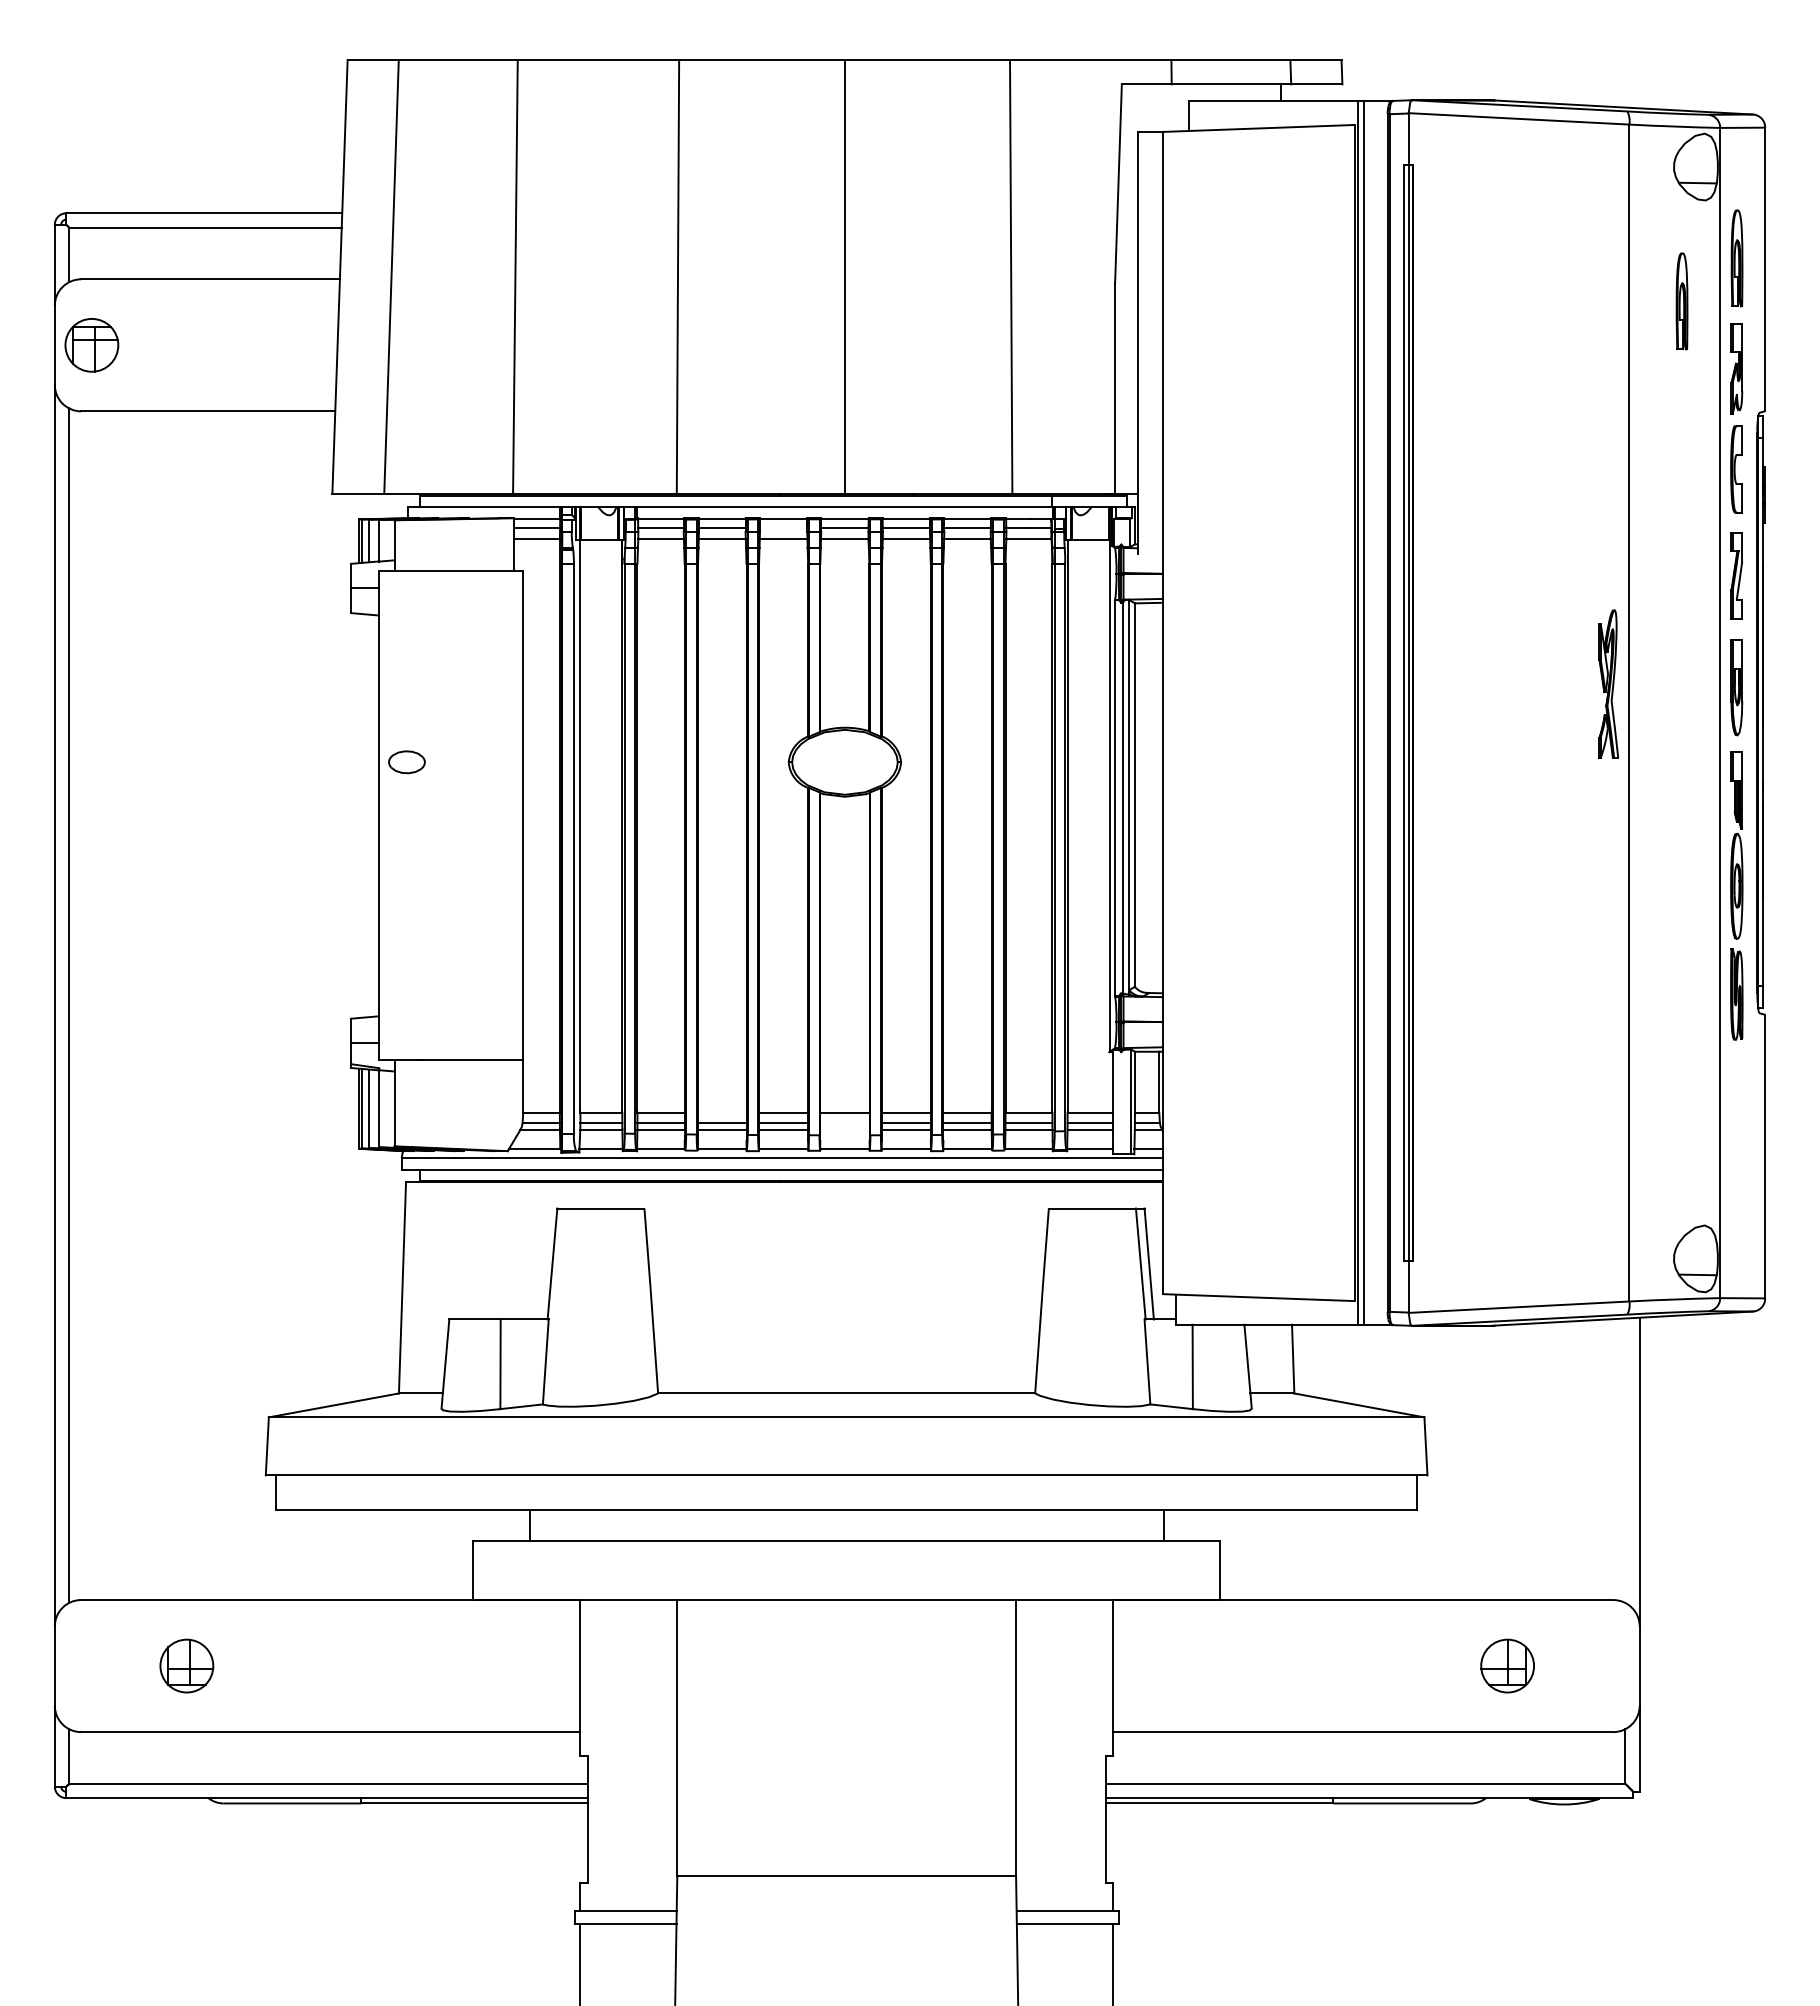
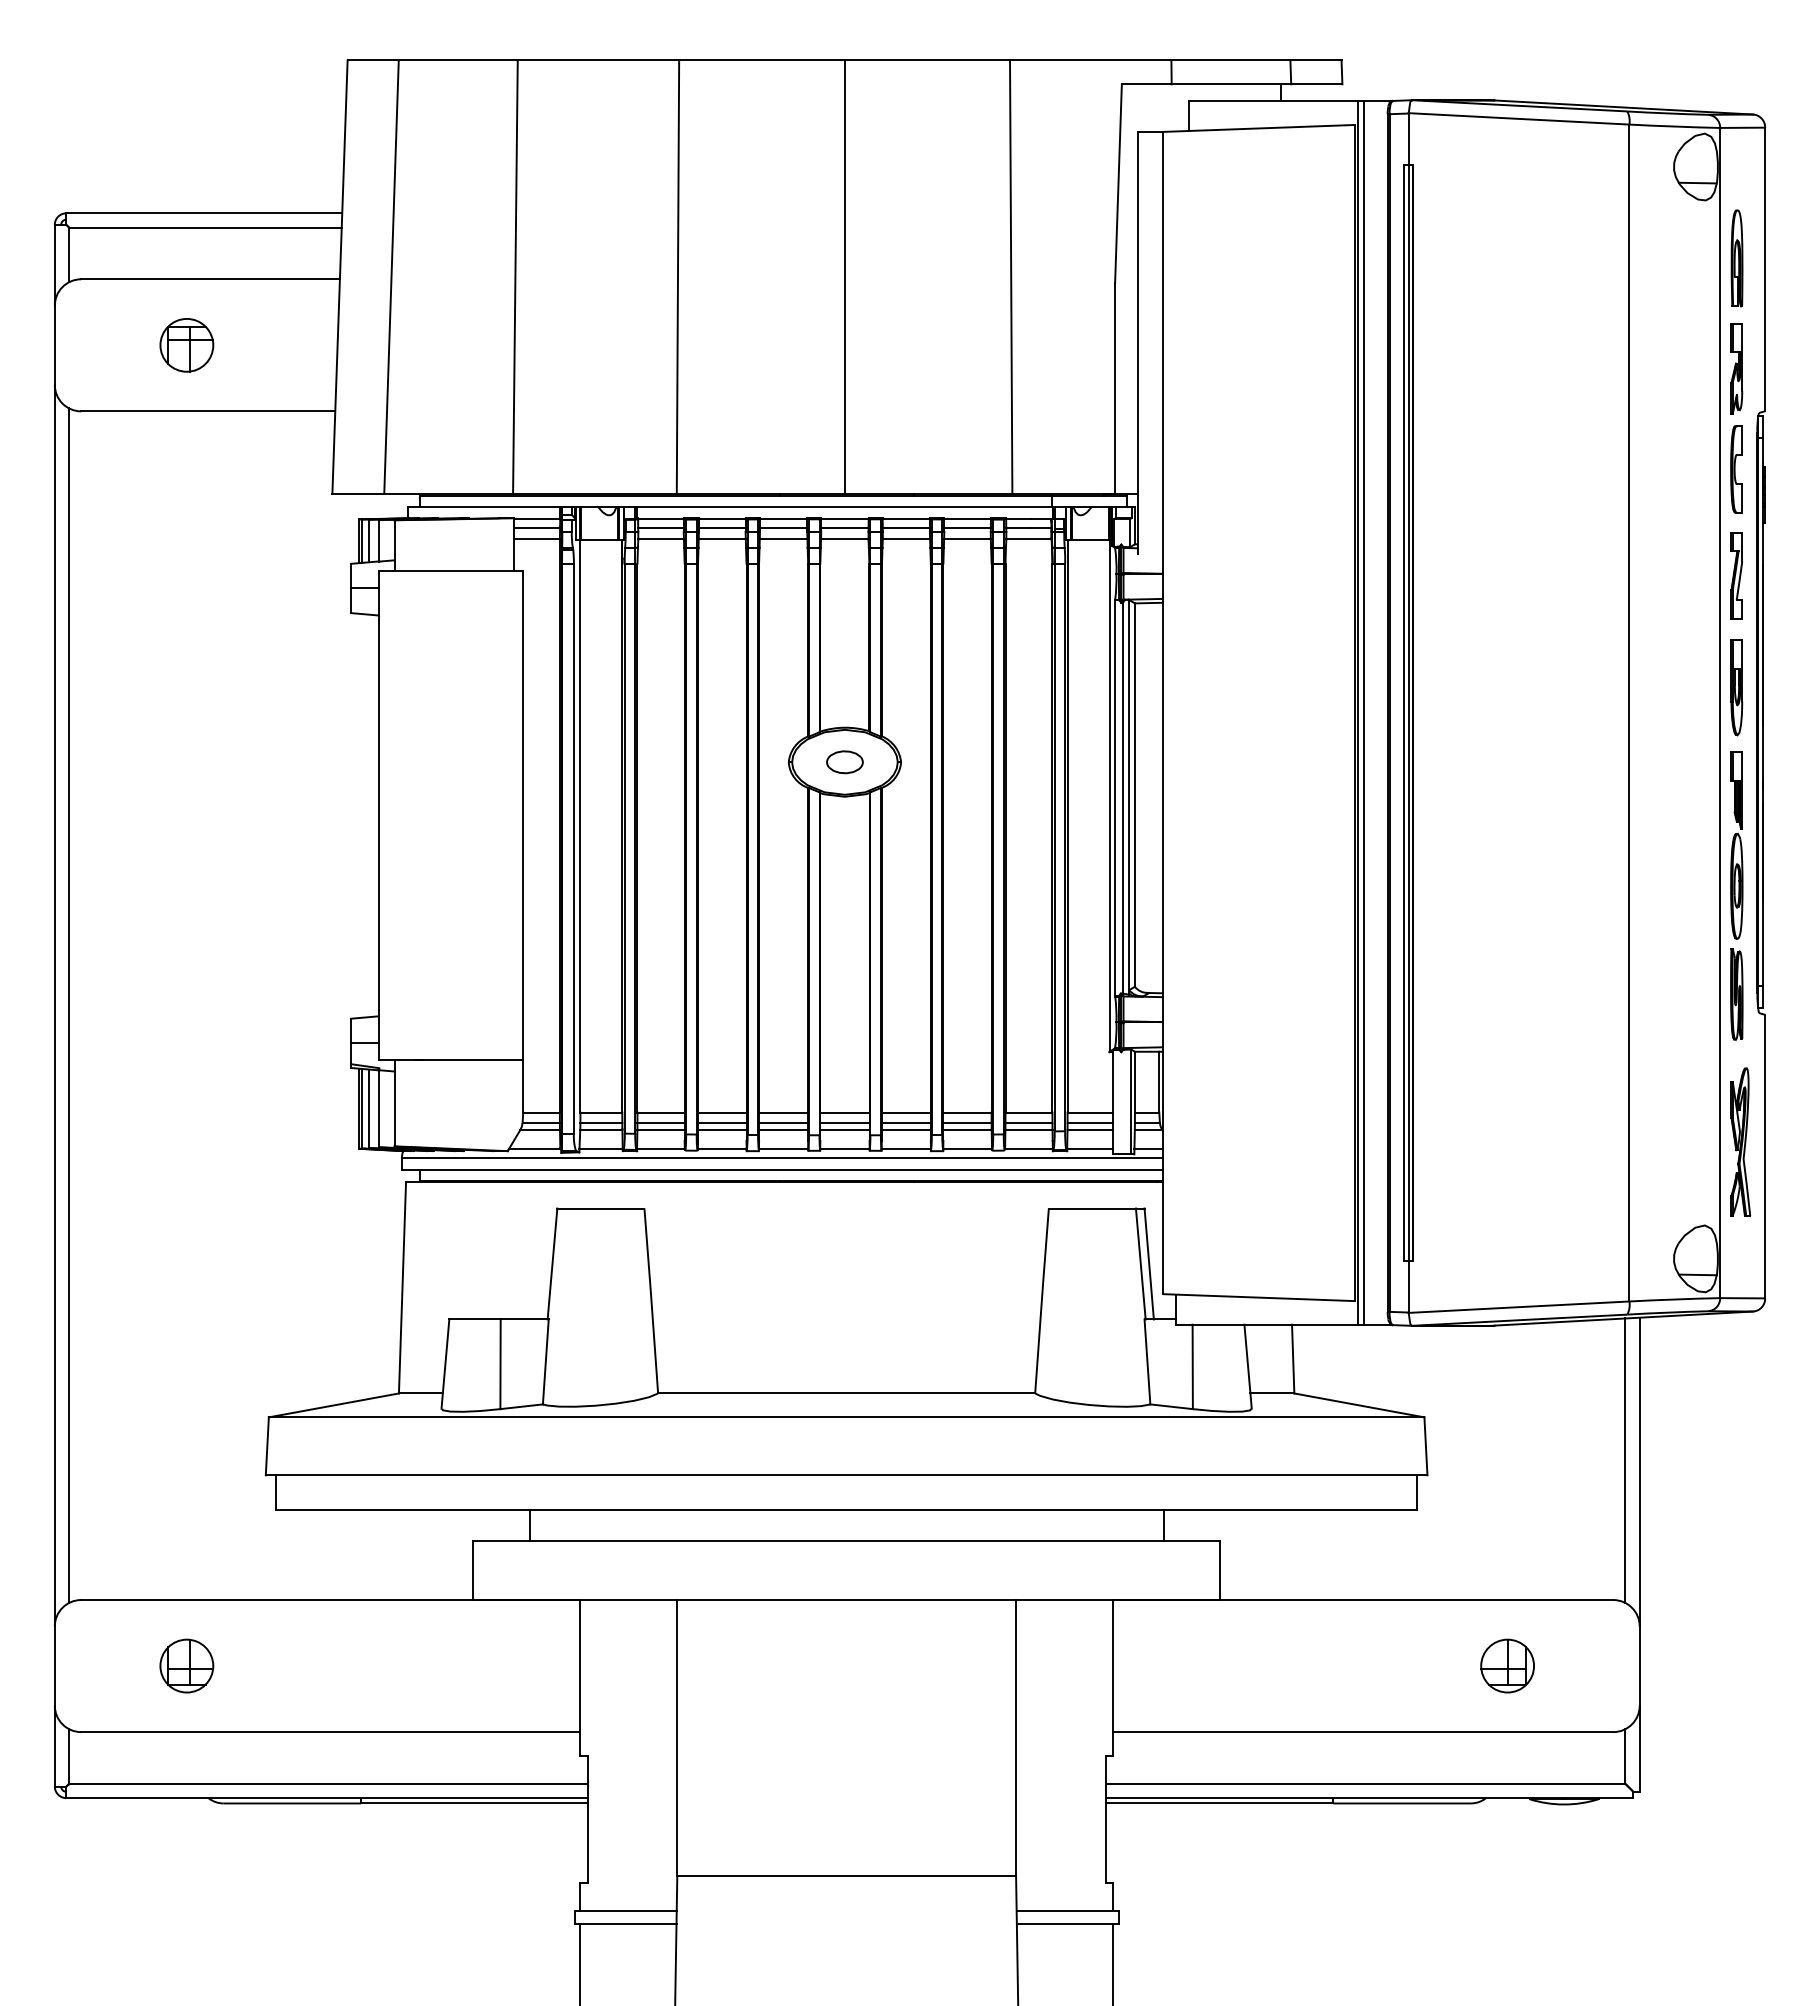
part: present -> none (1681, 301)
part position: (91, 345) -> (186, 345) (186, 345)
line: none -> present (783, 527)
part position: (1608, 683) -> (1740, 1141) (1740, 1141)
part position: (406, 762) -> (844, 762) (844, 762)
line: none -> present (722, 1112)
line: none -> present (844, 1122)
line: none -> present (844, 1130)
line: none -> present (1625, 1460)
